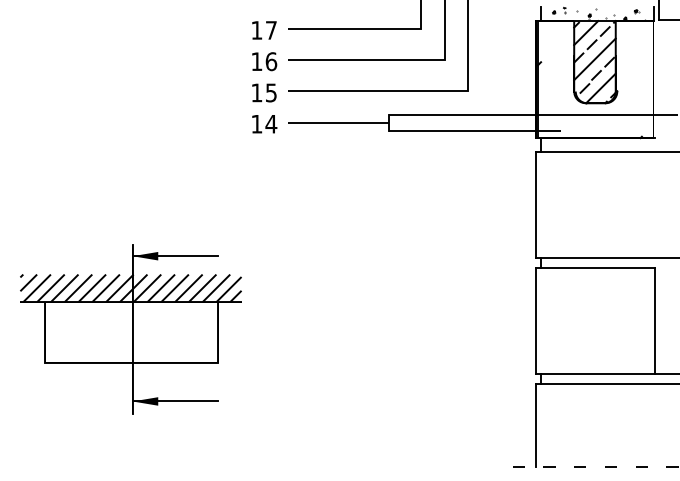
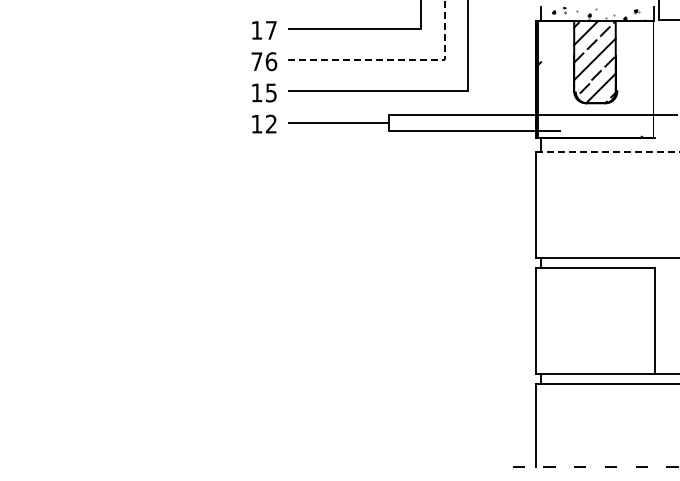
line: solid -> dashed (396, 60)
text: 16 -> 76 (256, 61)
text: 14 -> 12 (271, 123)
line: solid -> dashed (608, 151)
part: present -> none (130, 329)
